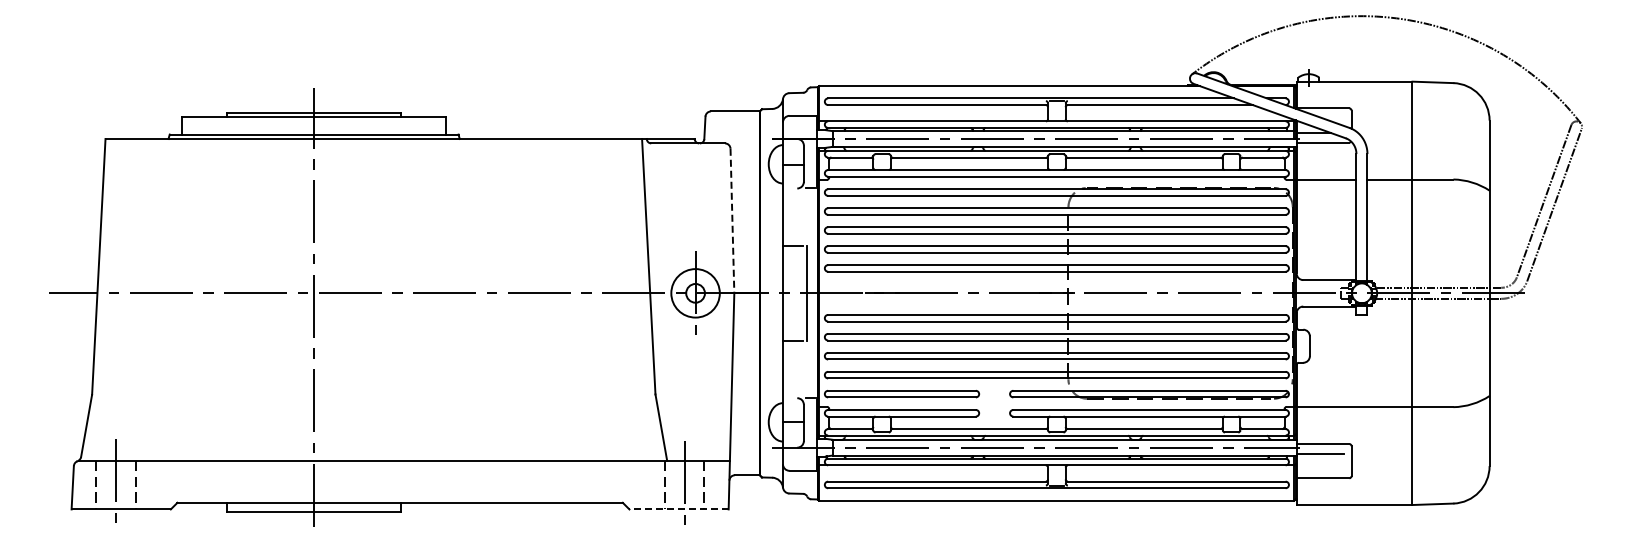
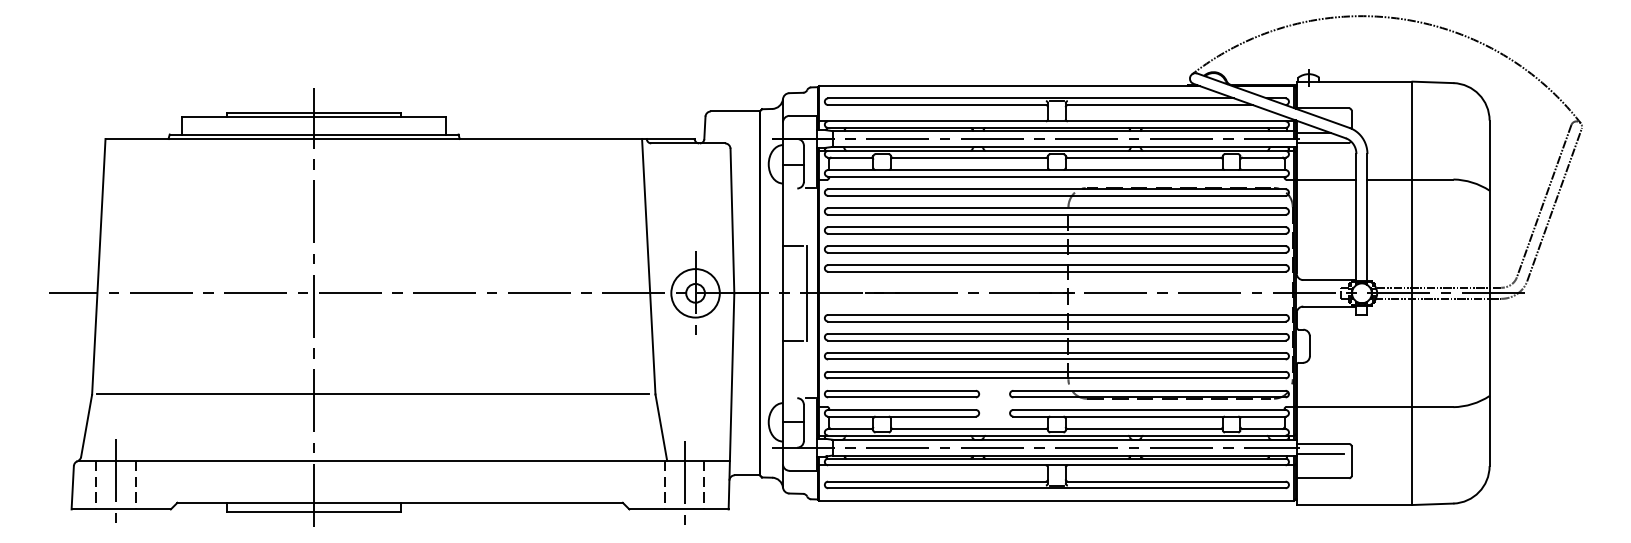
line: dashed -> solid (732, 221)
line: none -> present (372, 394)
line: dashed -> solid (679, 509)
